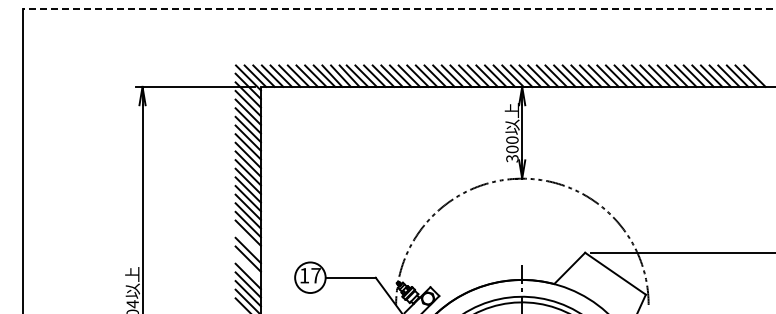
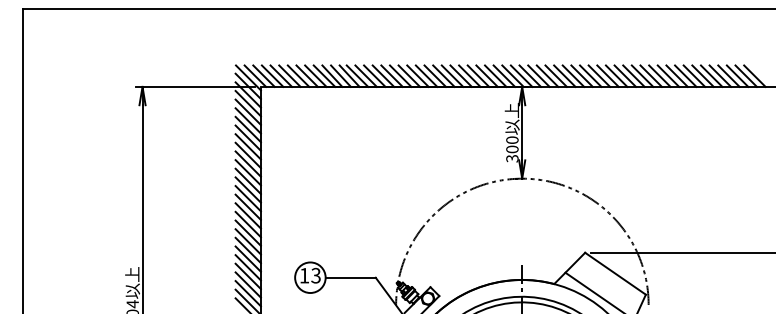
line: dashed -> solid (399, 9)
line: none -> present (247, 241)
line: none -> present (247, 267)
text: 17 -> 13 (315, 275)
line: none -> present (592, 291)
